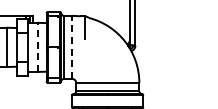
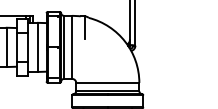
line: dashed -> solid (37, 47)
line: dashed -> solid (72, 47)
